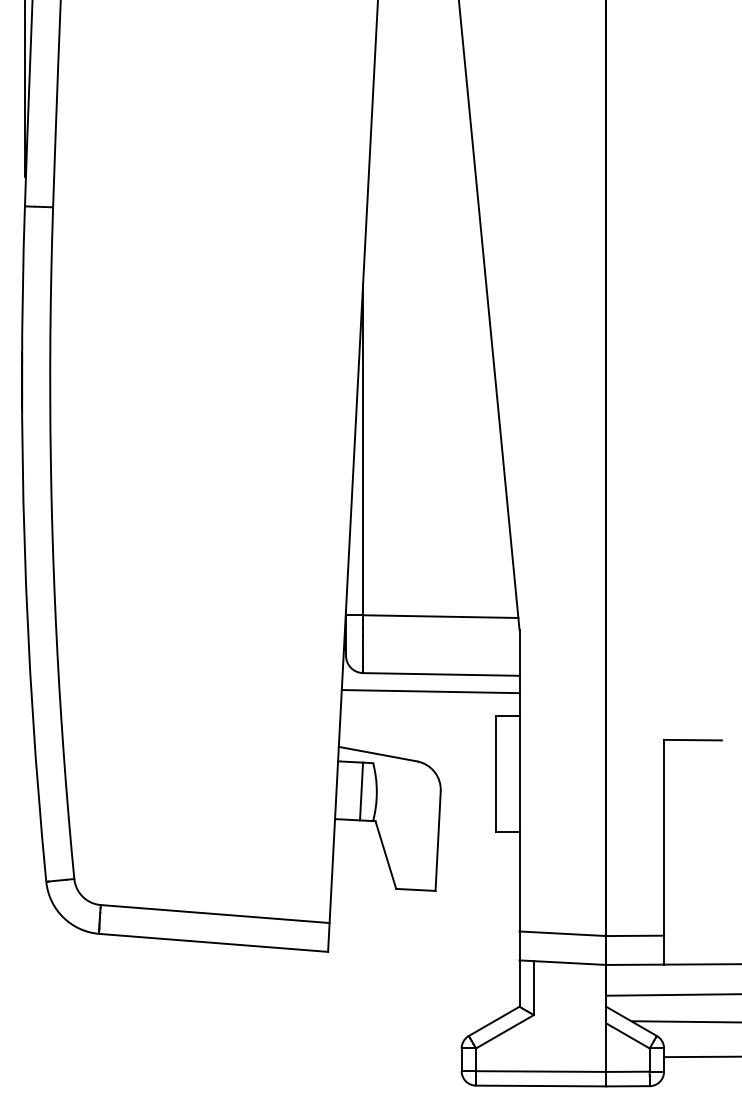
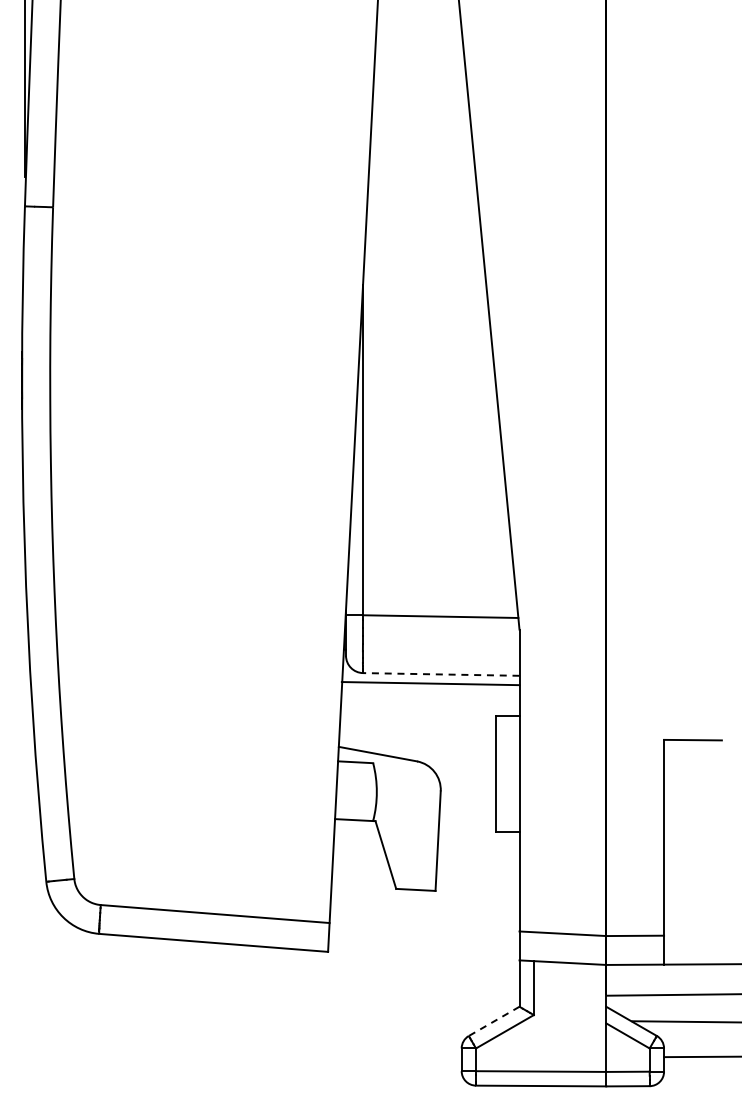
line: solid -> dashed (440, 674)
line position: (430, 691) -> (430, 683) (430, 683)
line: present -> none (361, 791)
line: solid -> dashed (493, 1021)
